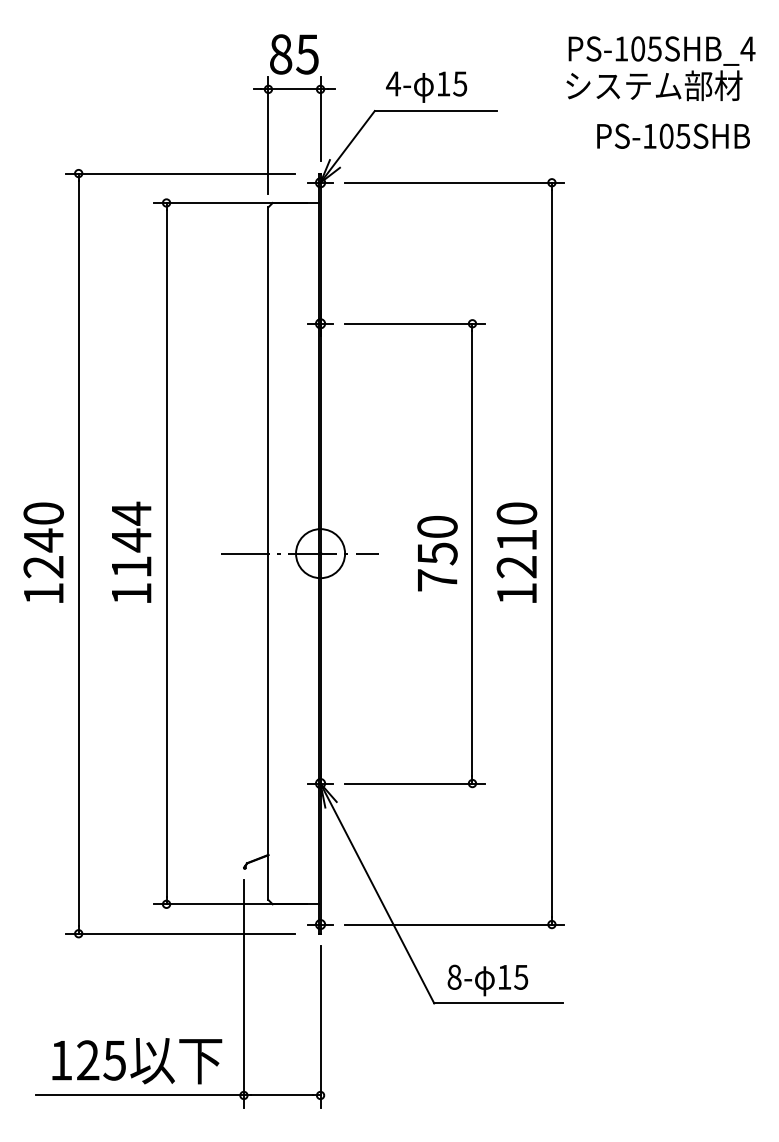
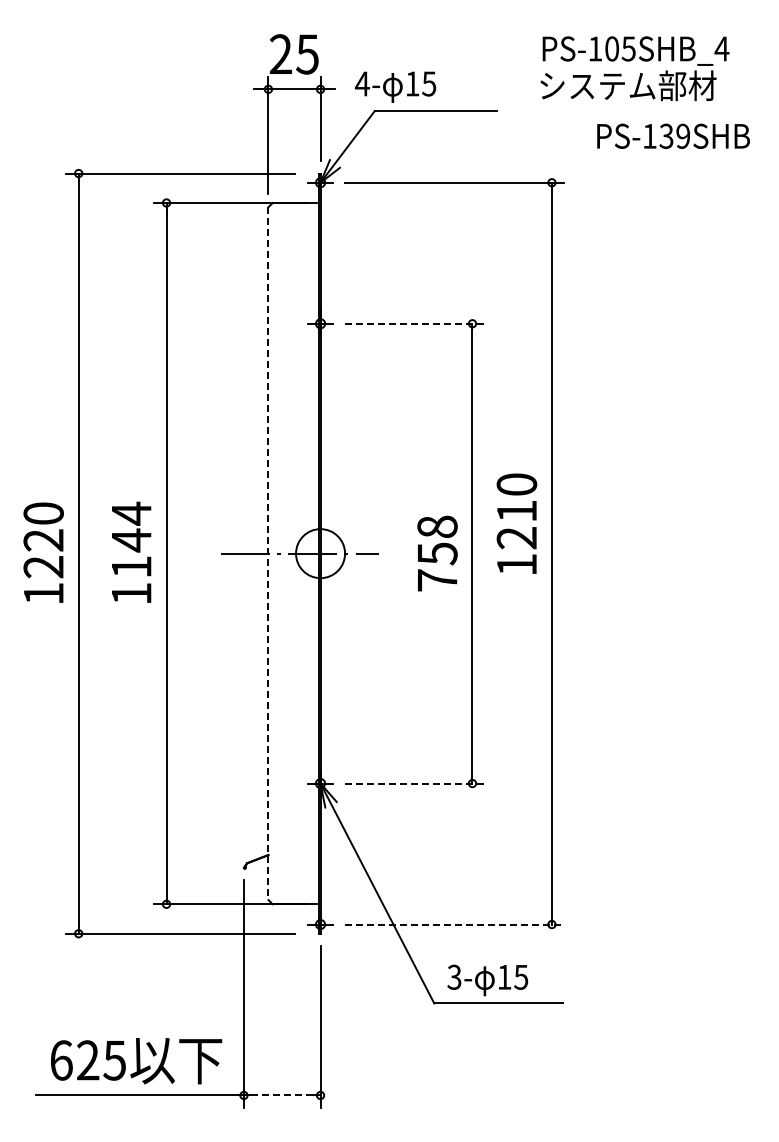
text: 85 -> 25 (280, 54)
text position: (660, 68) -> (634, 68) (634, 68)
text position: (426, 86) -> (395, 86) (395, 86)
text: PS-105SHB -> PS-139SHB (674, 135)
line: solid -> dashed (414, 323)
text: 750 -> 758 (437, 526)
text: 1240 -> 1220 (43, 540)
text position: (516, 552) -> (516, 523) (516, 523)
line: solid -> dashed (268, 554)
line: solid -> dashed (414, 783)
line: solid -> dashed (454, 924)
text: 8- -> 3- (454, 976)
text: 125 -> 625 (61, 1060)
line: solid -> dashed (282, 1095)
